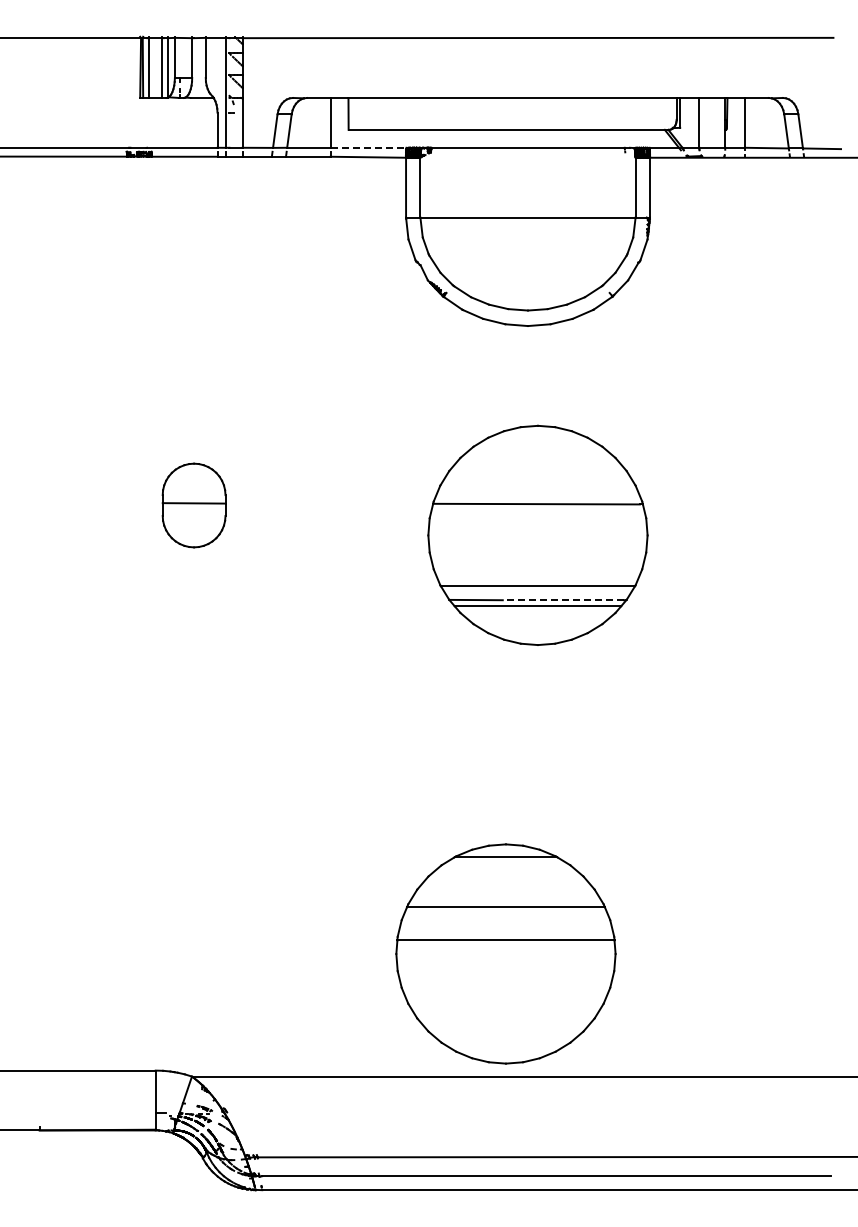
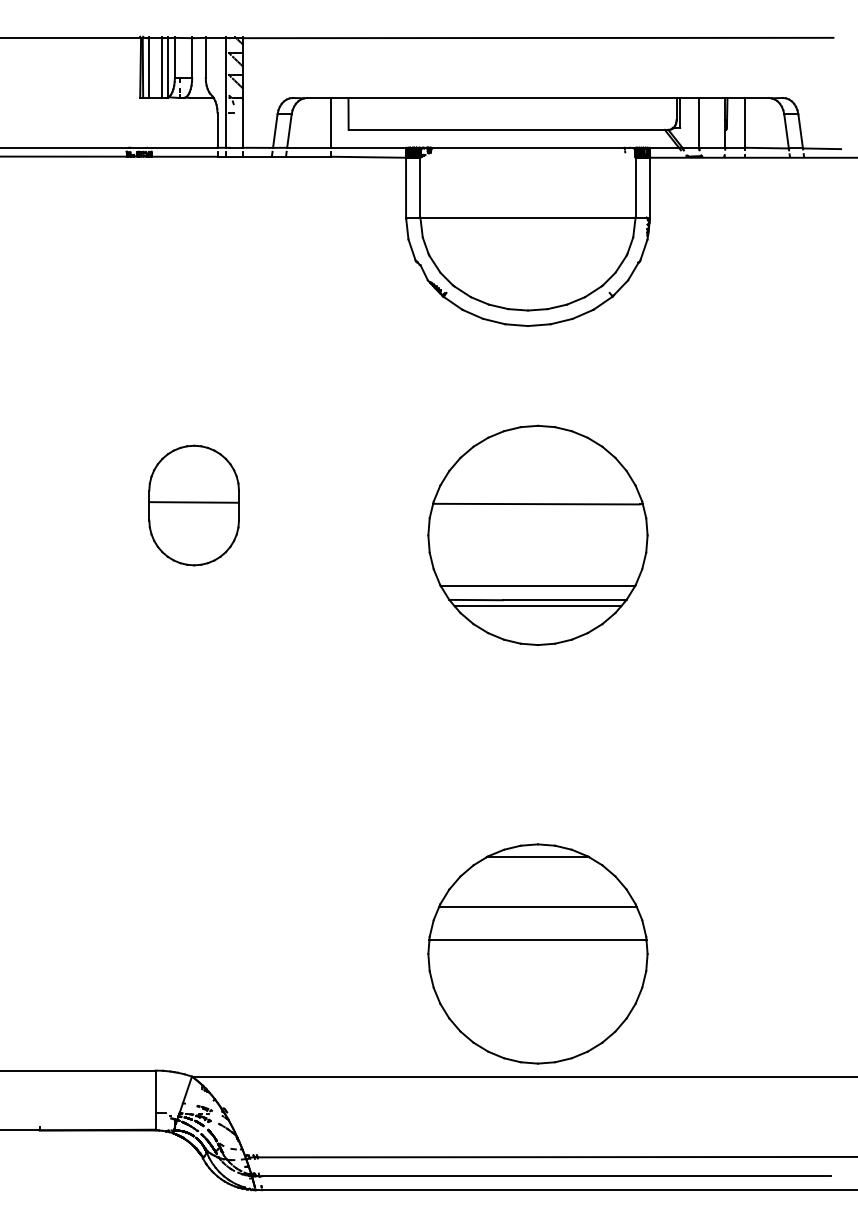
line: dashed -> solid (368, 147)
part size: 66x87 px -> 92x123 px (193, 505)
line: dashed -> solid (563, 600)
part position: (505, 953) -> (537, 953) (537, 953)
